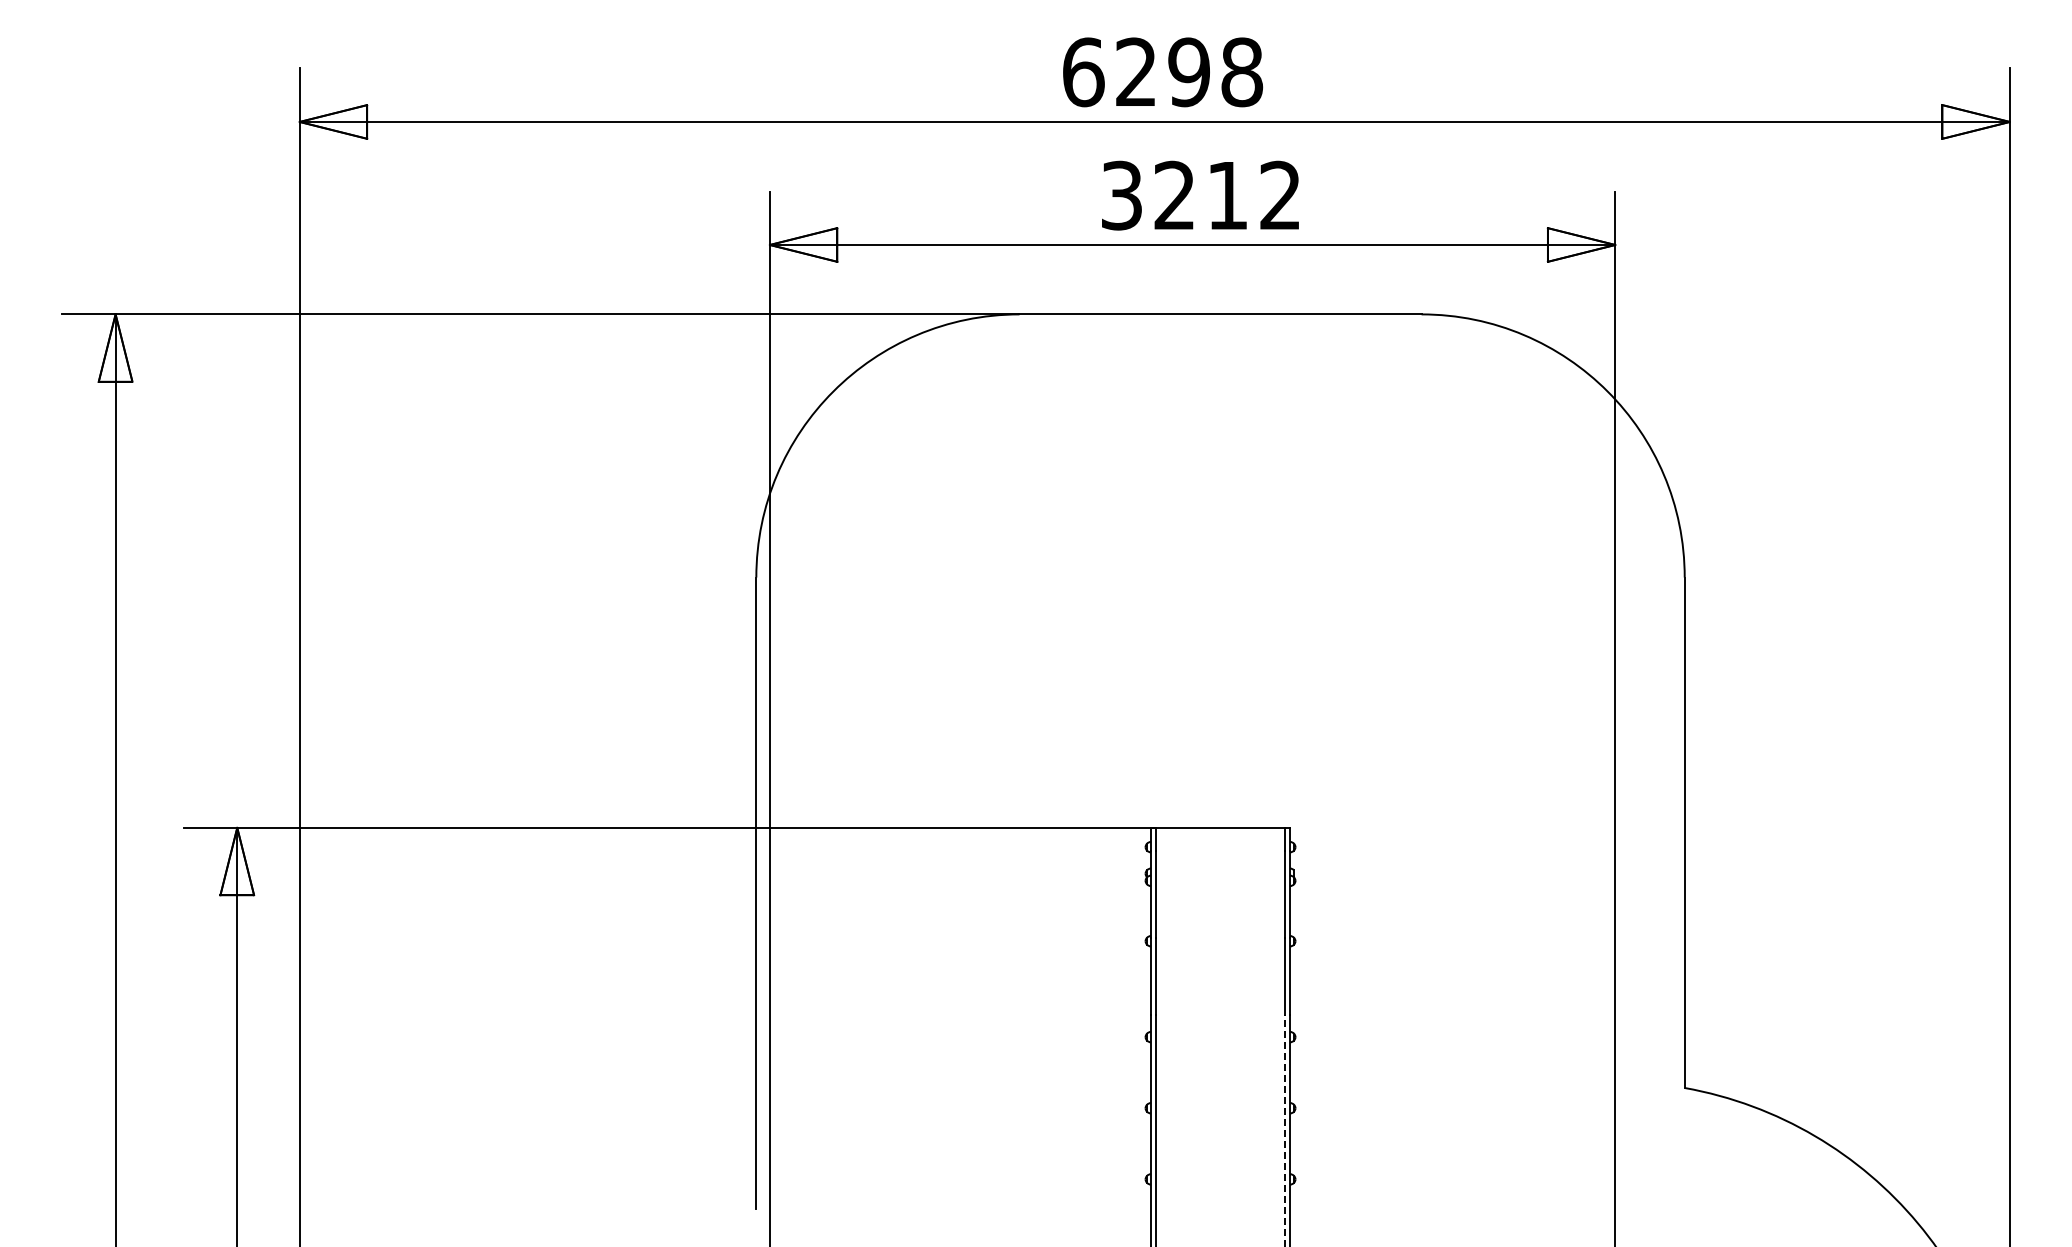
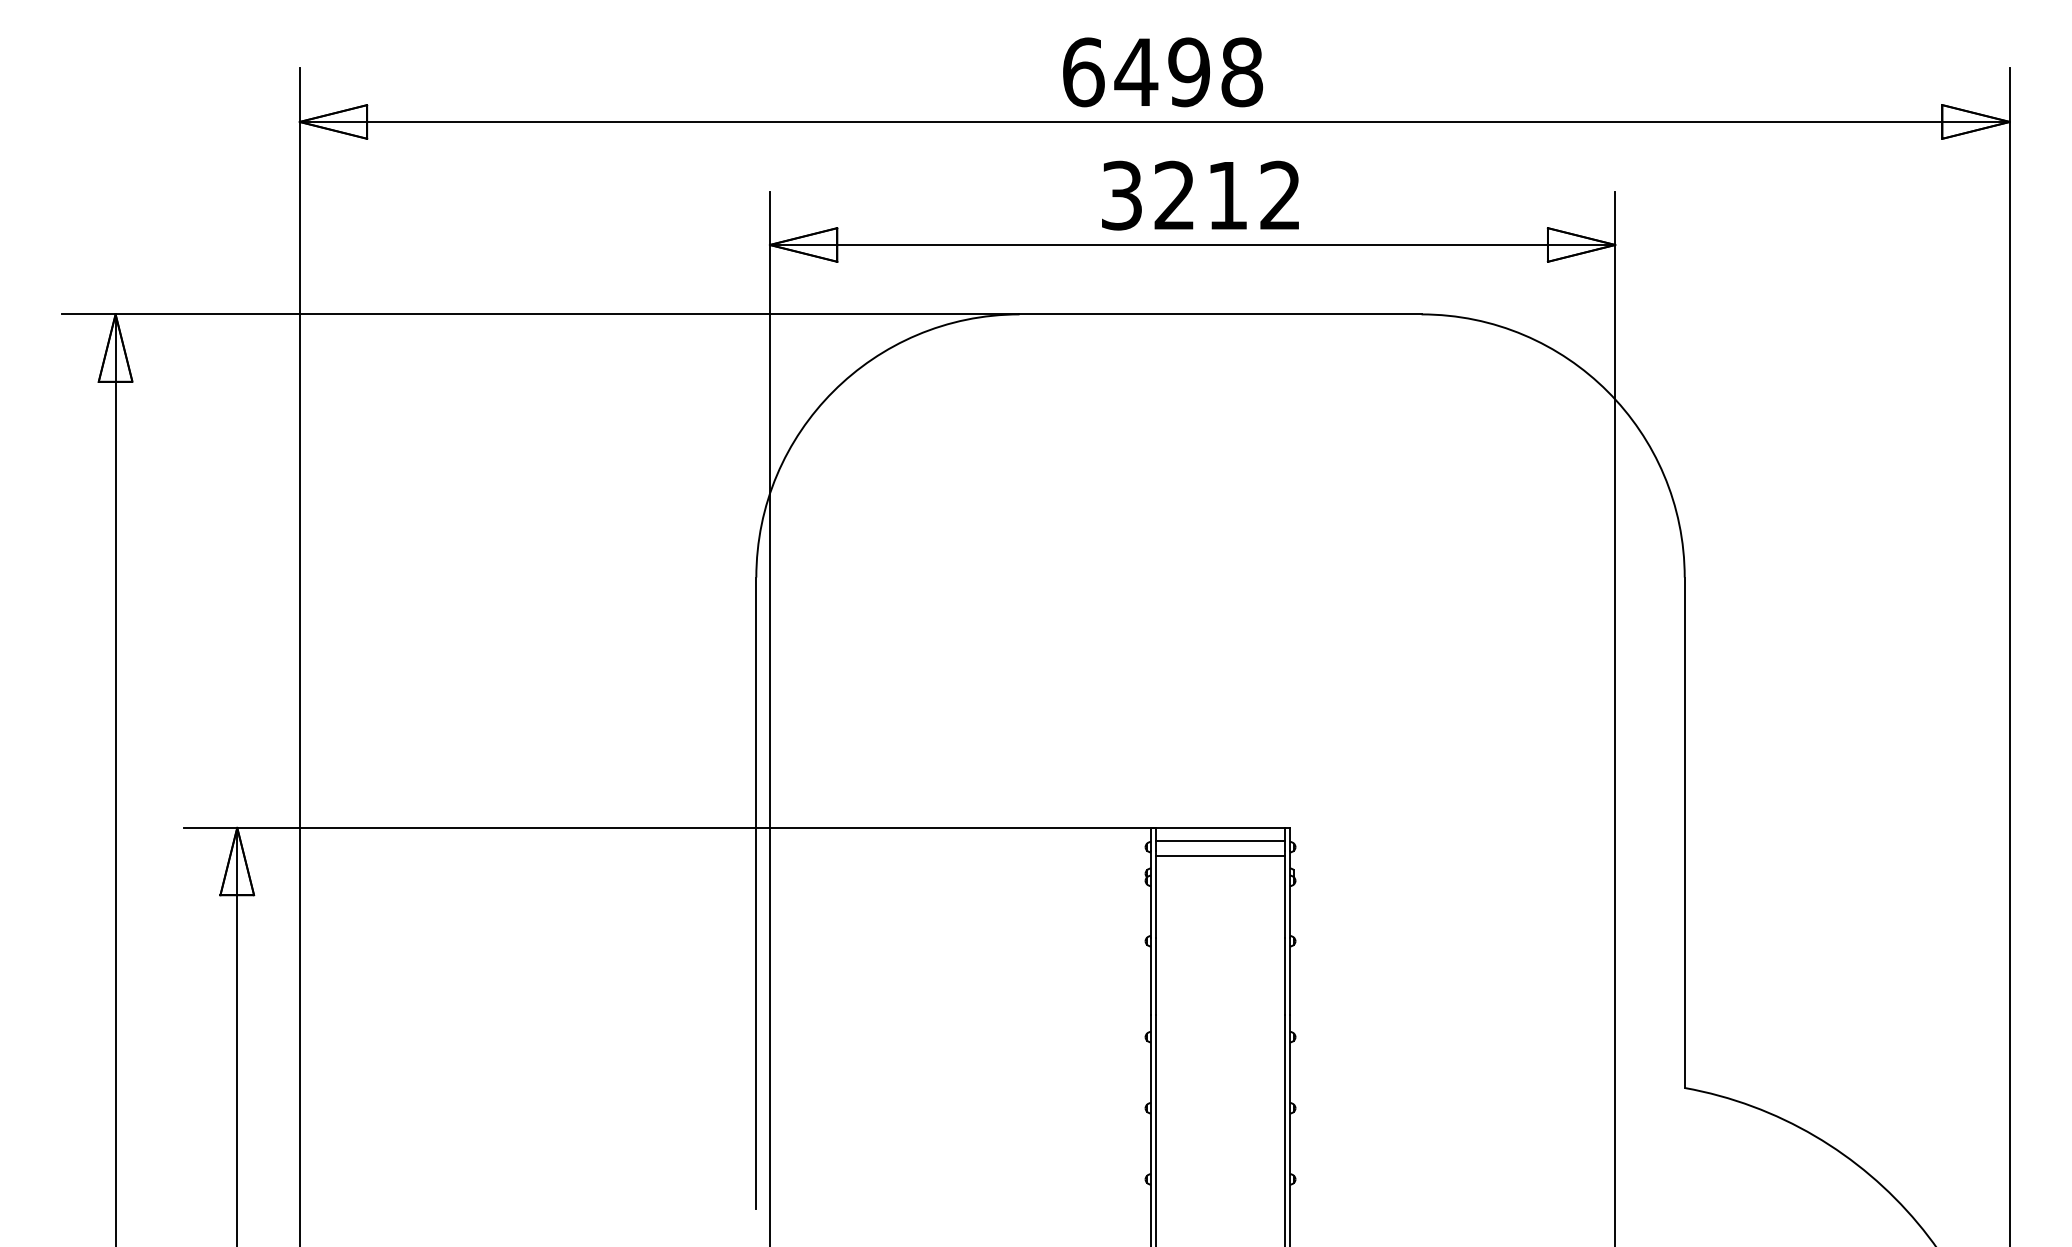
text: 6298 -> 6498 (1136, 71)
line: none -> present (1220, 840)
line: none -> present (1220, 855)
line: dashed -> solid (1285, 1130)
